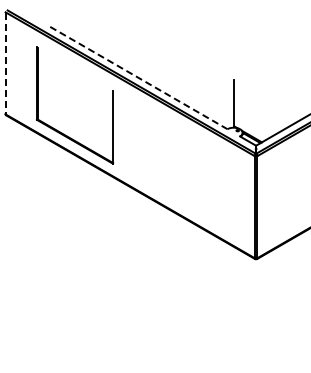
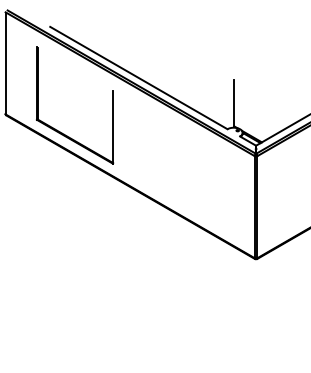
line: dashed -> solid (5, 63)
line: dashed -> solid (139, 78)
